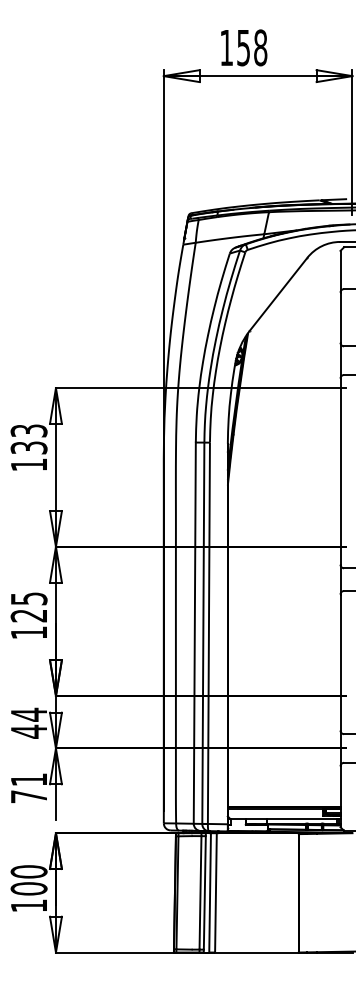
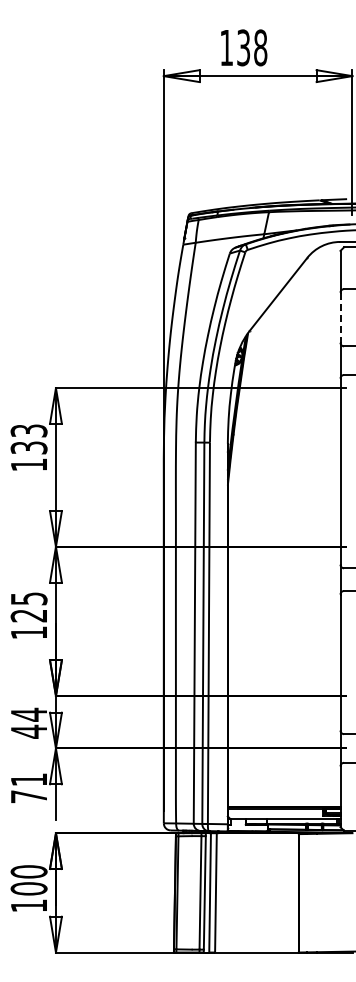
text: 158 -> 138 (243, 47)
line: solid -> dashed (340, 318)
